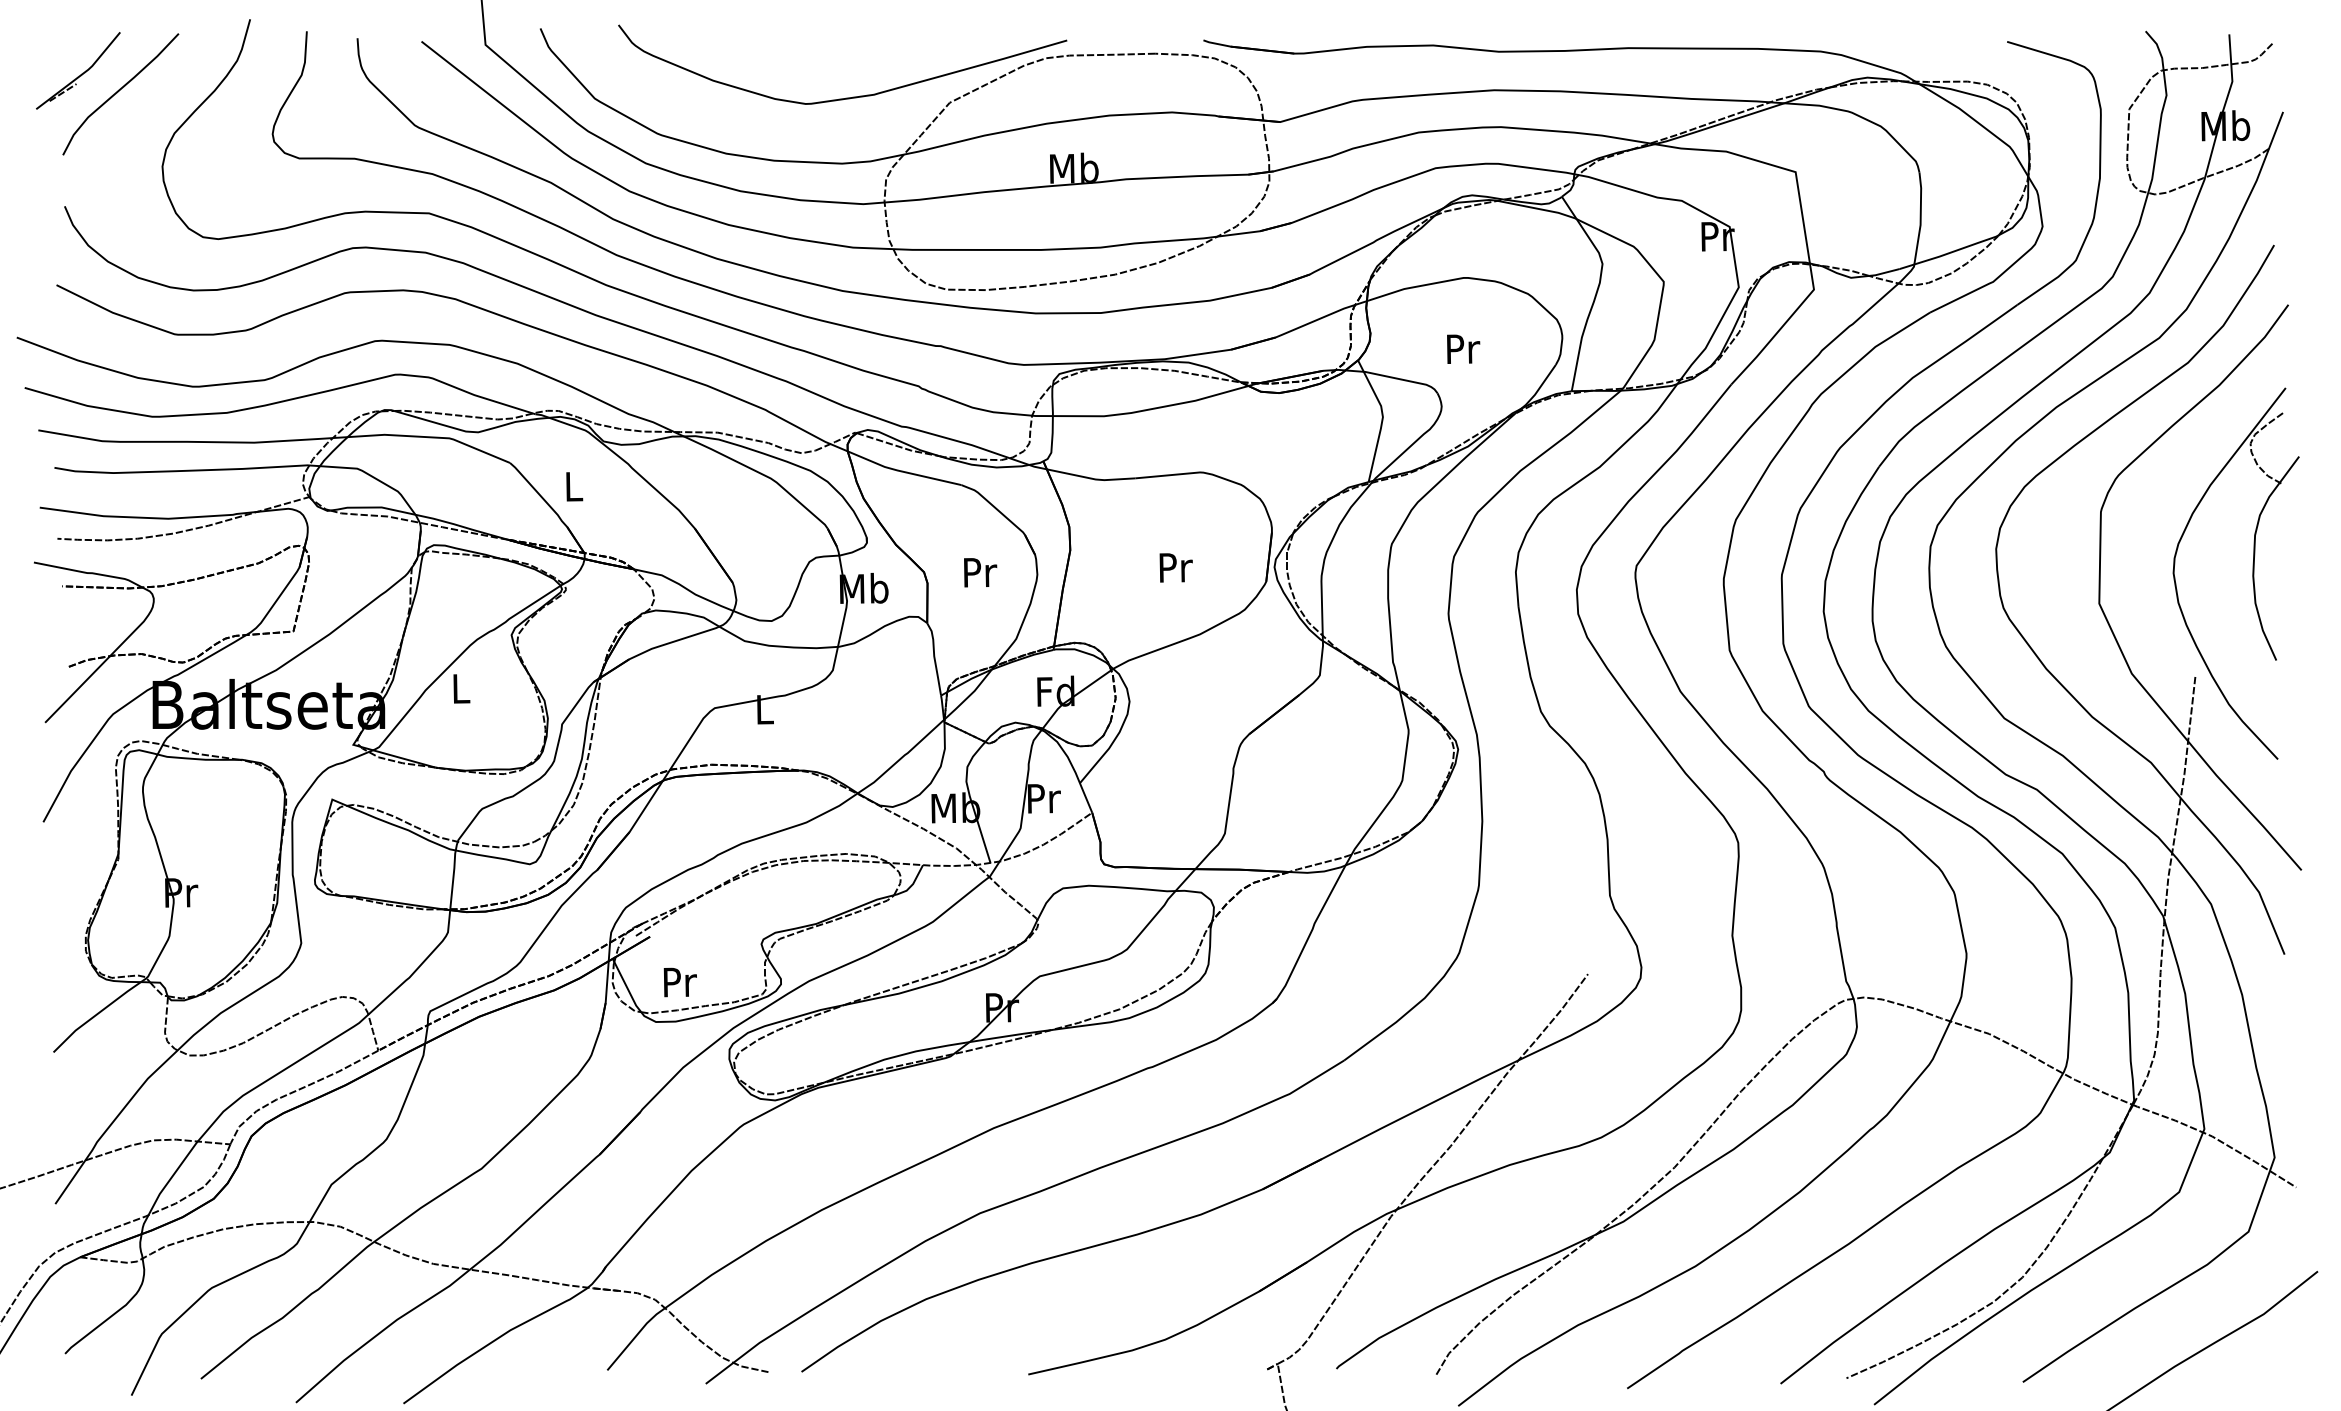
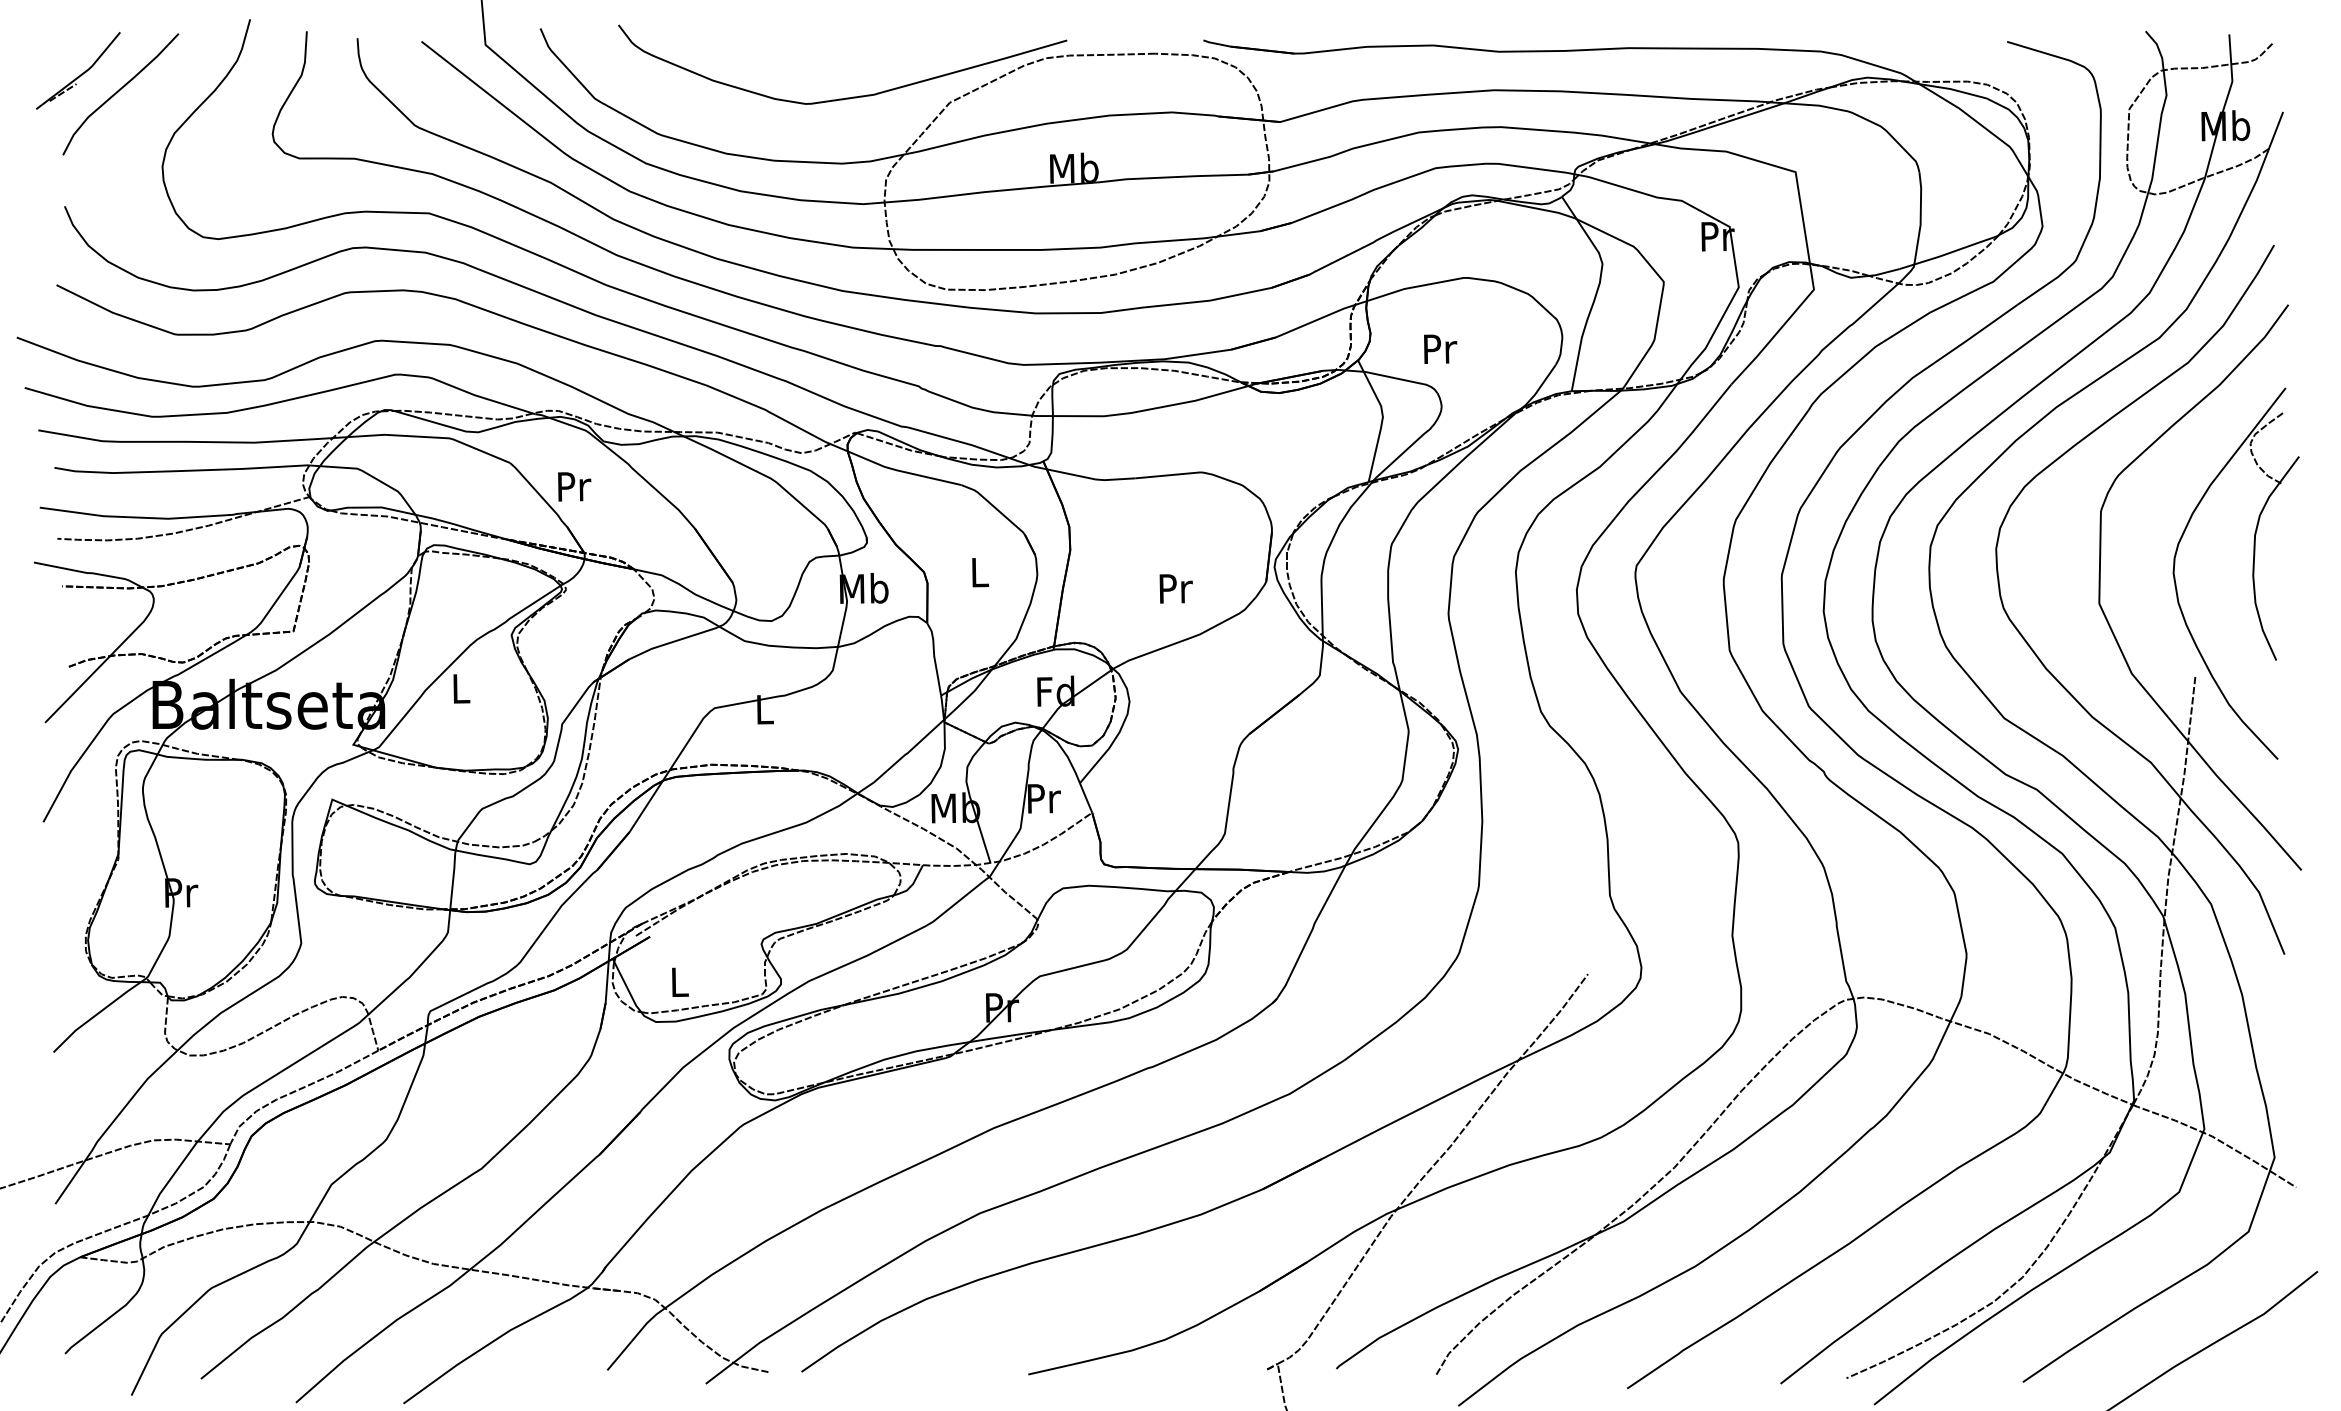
text position: (1463, 348) -> (1440, 348) (1440, 348)
text: L -> Pr (574, 486)
text position: (1175, 567) -> (1175, 588) (1175, 588)
text: Pr -> L (980, 572)
text: Pr -> L (679, 982)
